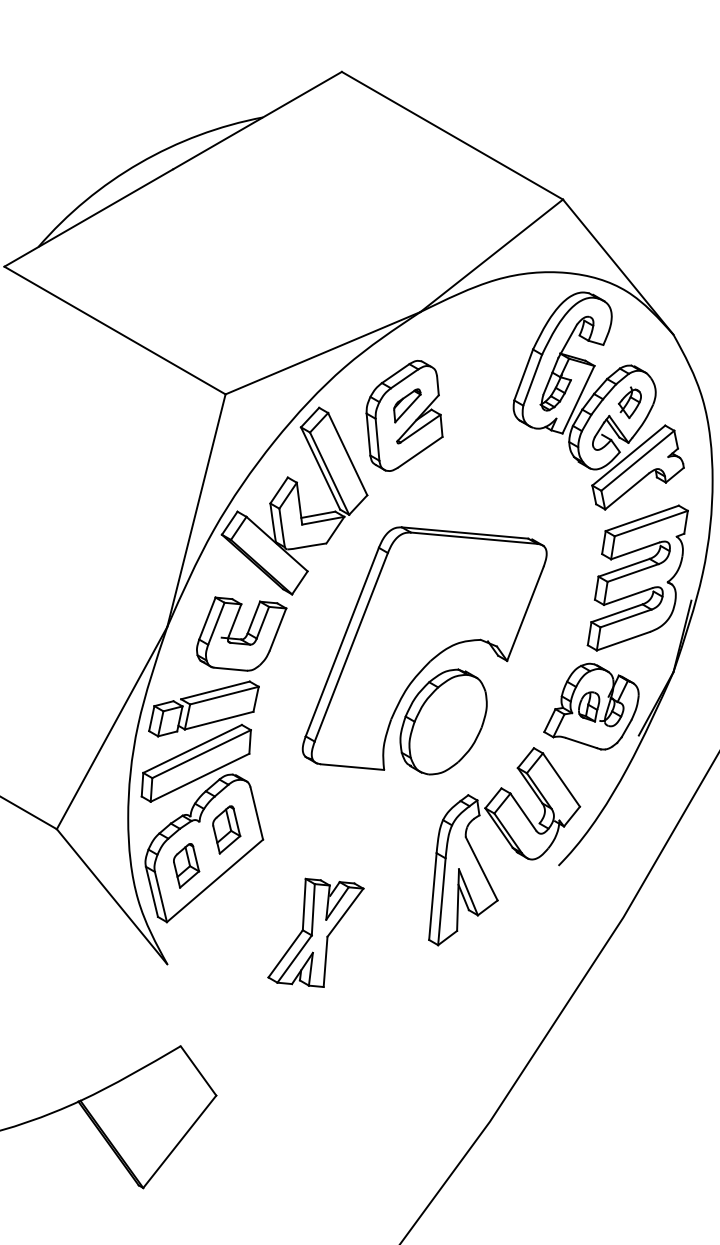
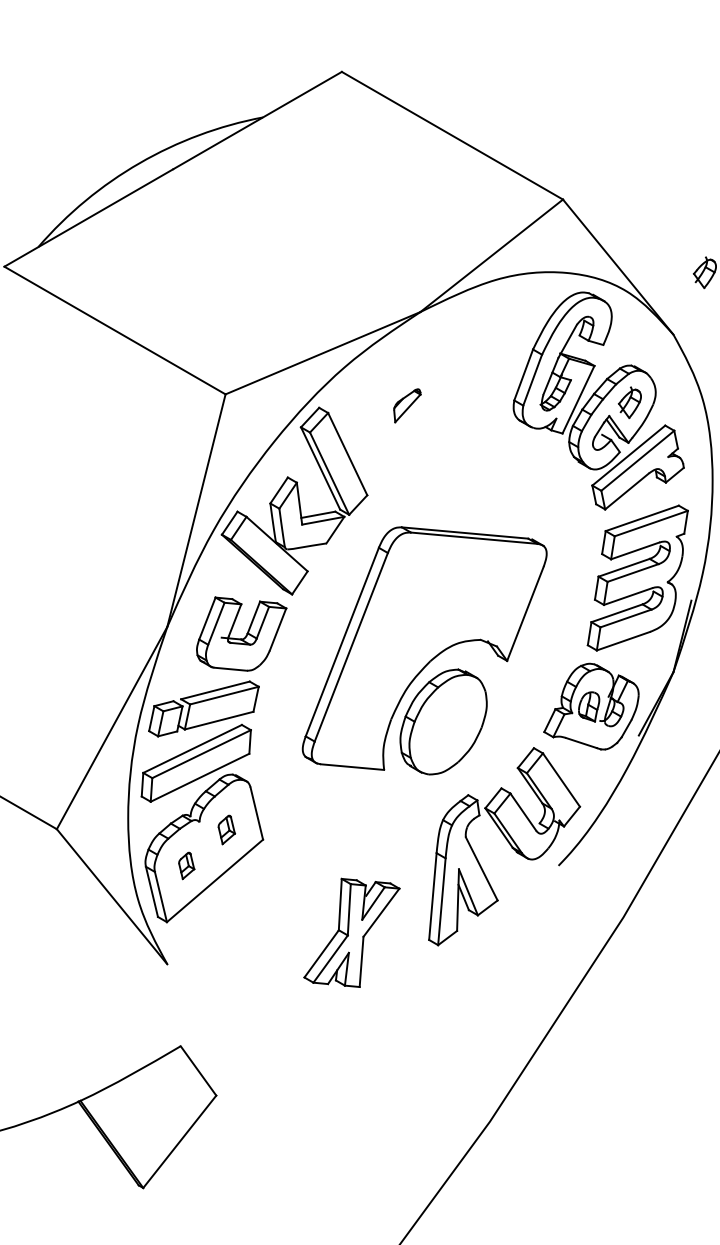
part: none -> present (704, 272)
part: present -> none (404, 415)
part size: 30x50 px -> 20x32 px (226, 829)
part size: 28x46 px -> 18x30 px (186, 865)
part position: (315, 932) -> (351, 932) (351, 932)
